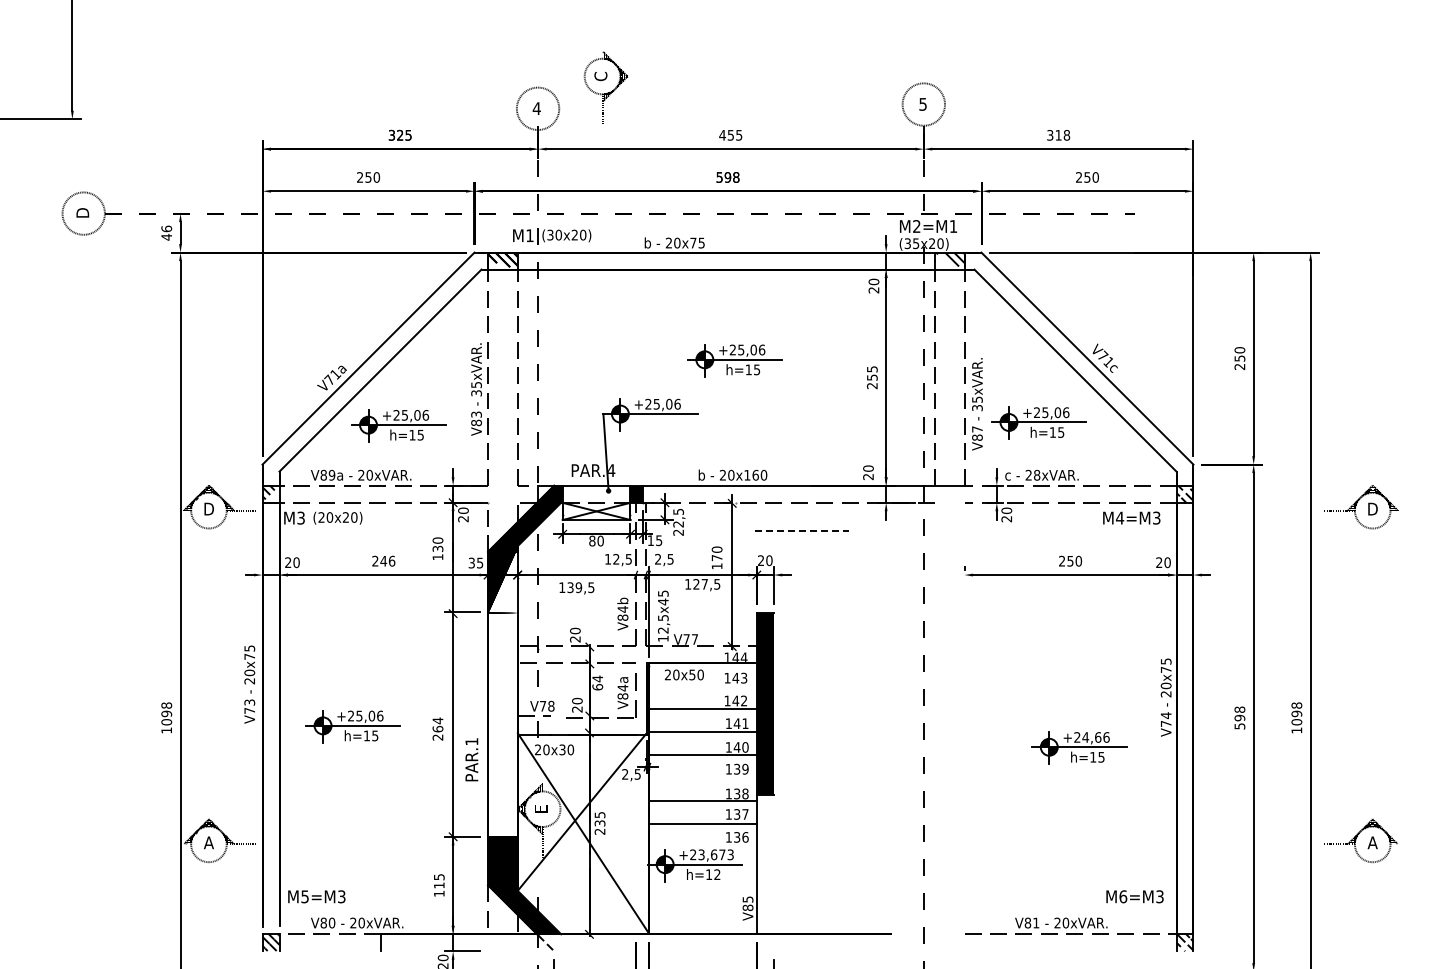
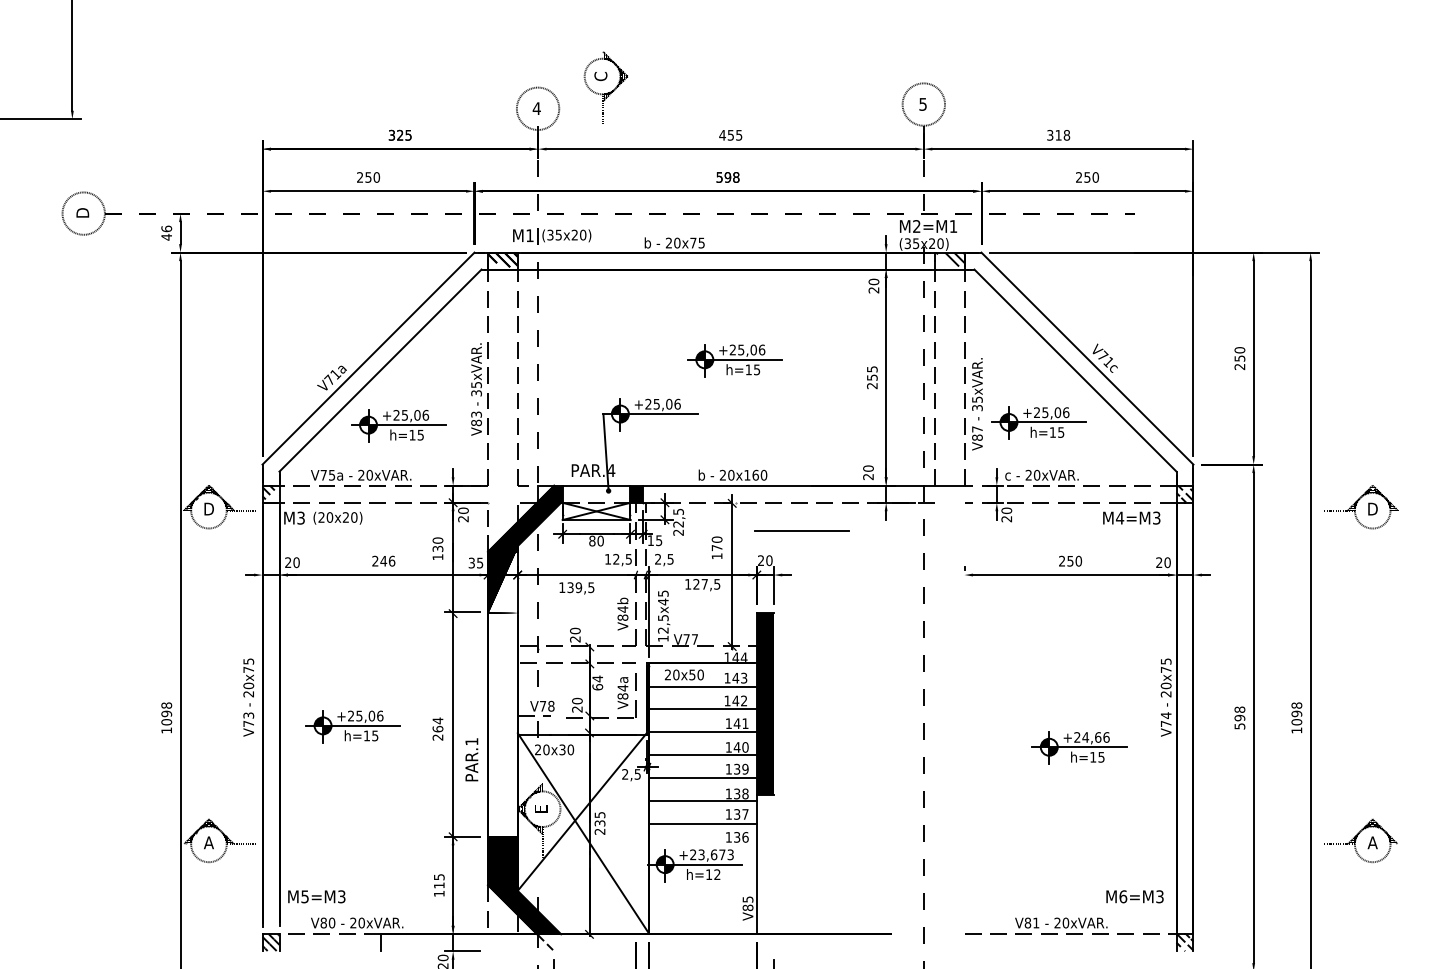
text: (30x20) -> (35x20) (558, 234)
text: V89a -> V75a (327, 474)
text: 28xVAR. -> 20xVAR. (1036, 475)
line: dashed -> solid (802, 530)
text position: (716, 557) -> (716, 547) (716, 547)
text position: (249, 684) -> (248, 697) (248, 697)
line: none -> present (702, 686)
line: none -> present (702, 778)
